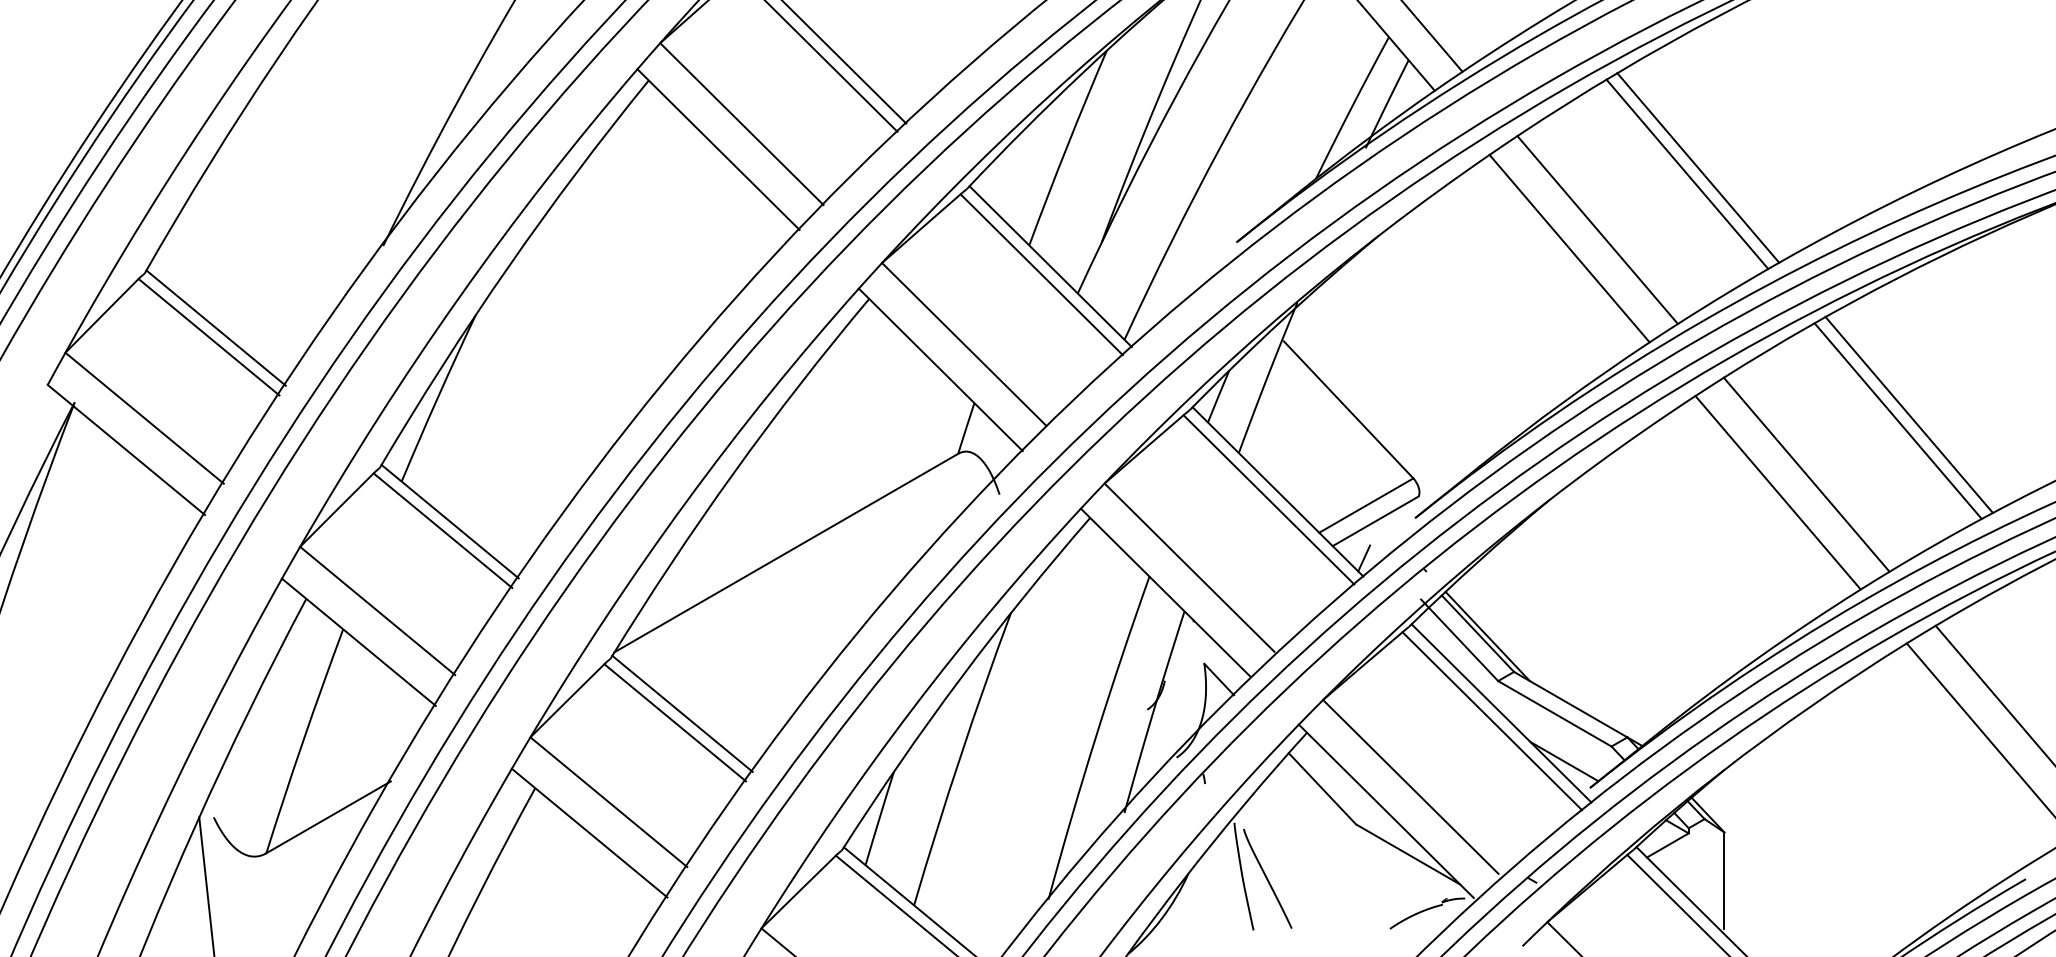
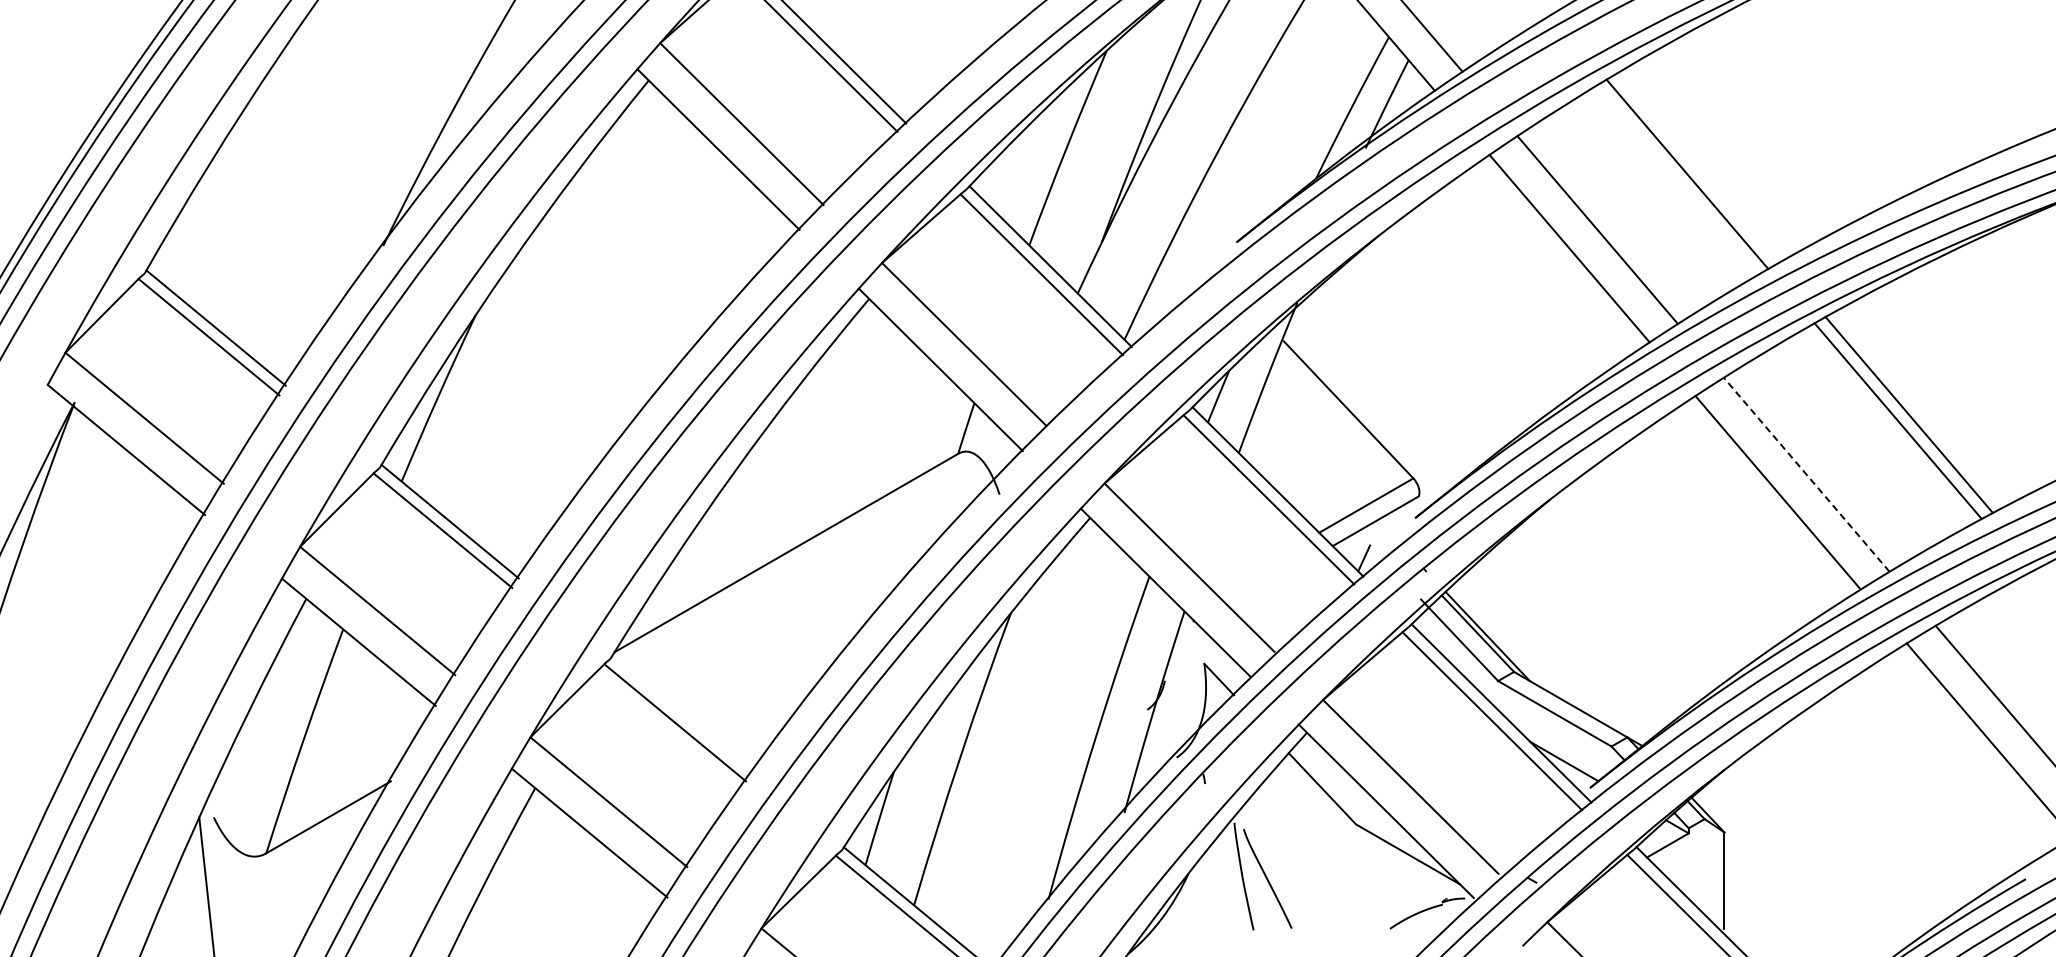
line: present -> none (1698, 167)
line: solid -> dashed (1806, 474)
line: present -> none (682, 713)
